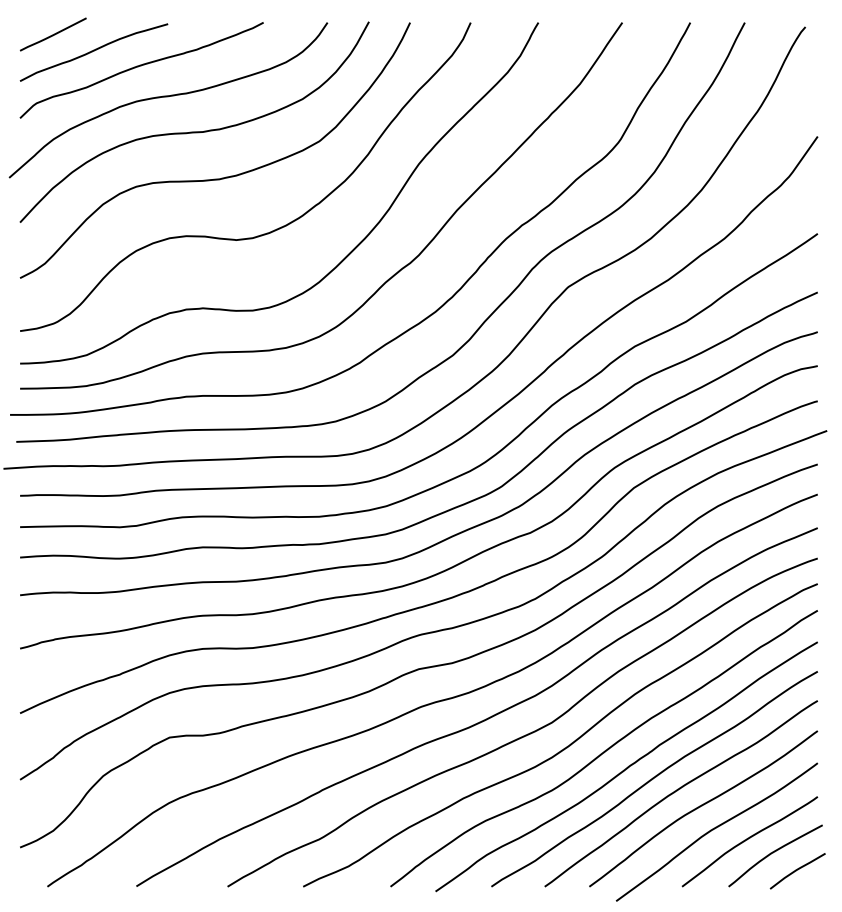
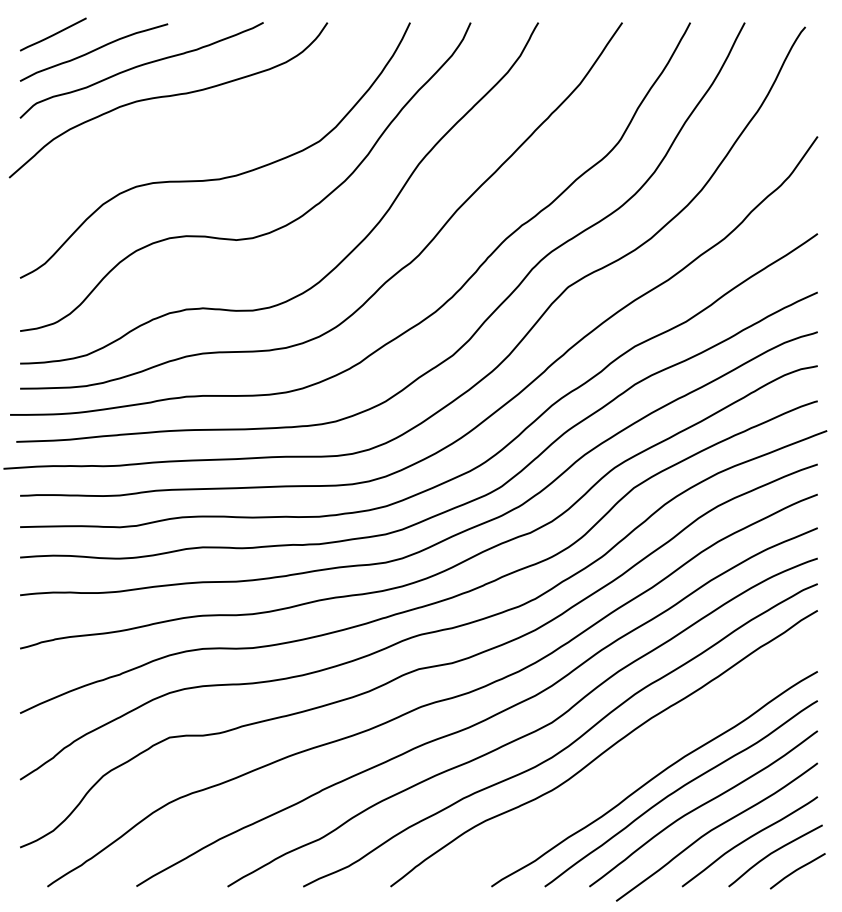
curve: present -> none (194, 131)
curve: present -> none (627, 766)
